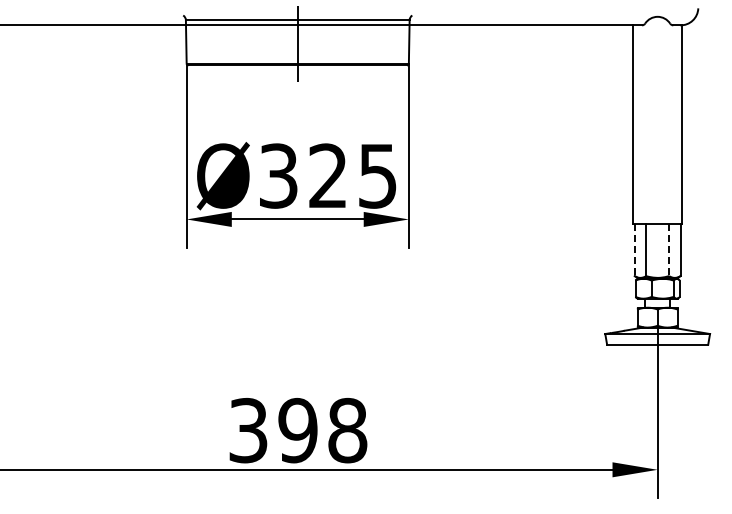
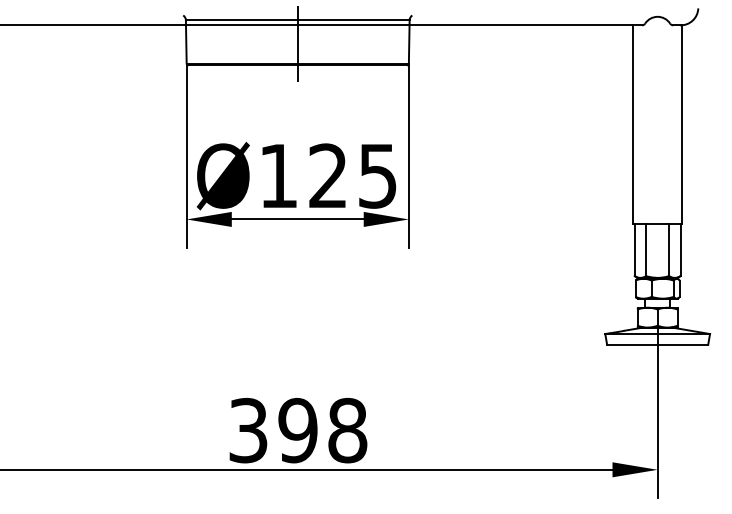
text: Ø325 -> Ø125 (278, 175)
line: dashed -> solid (634, 250)
line: dashed -> solid (669, 250)
